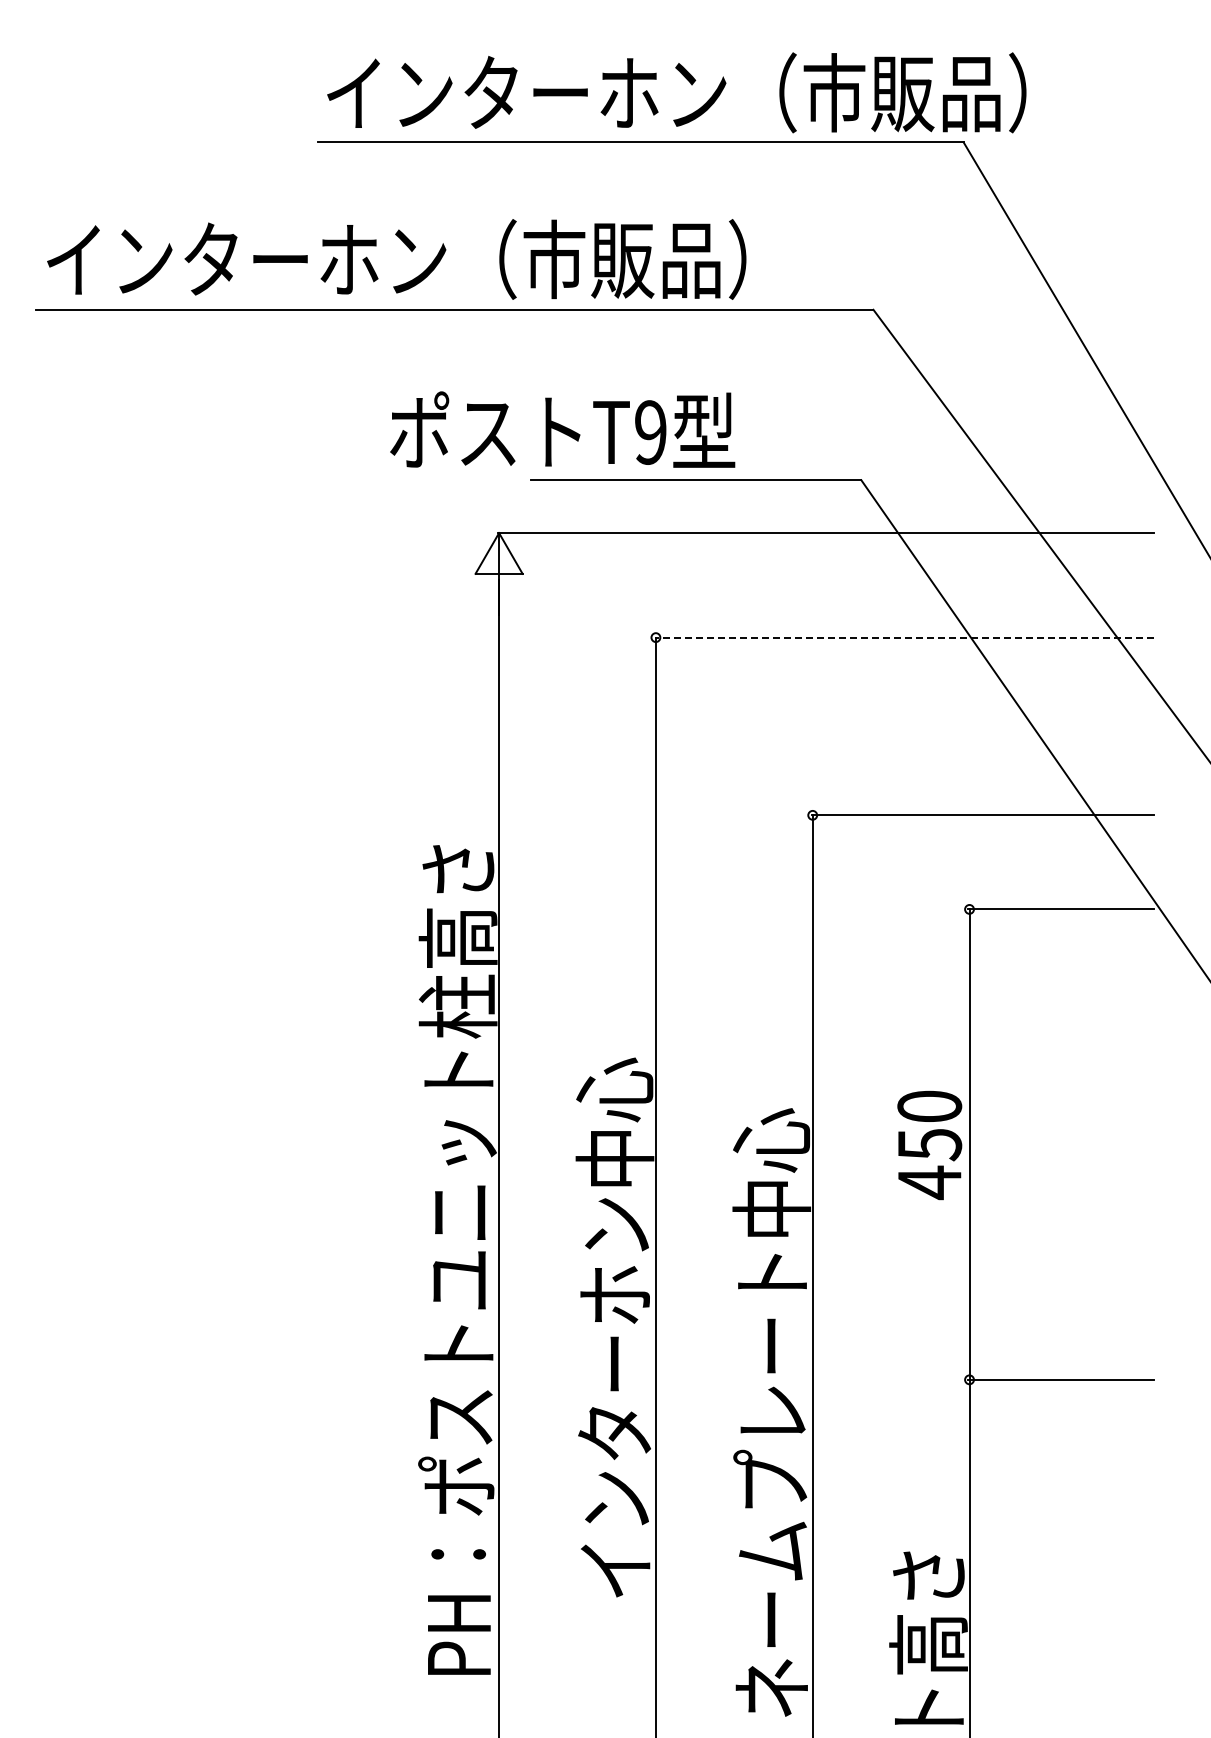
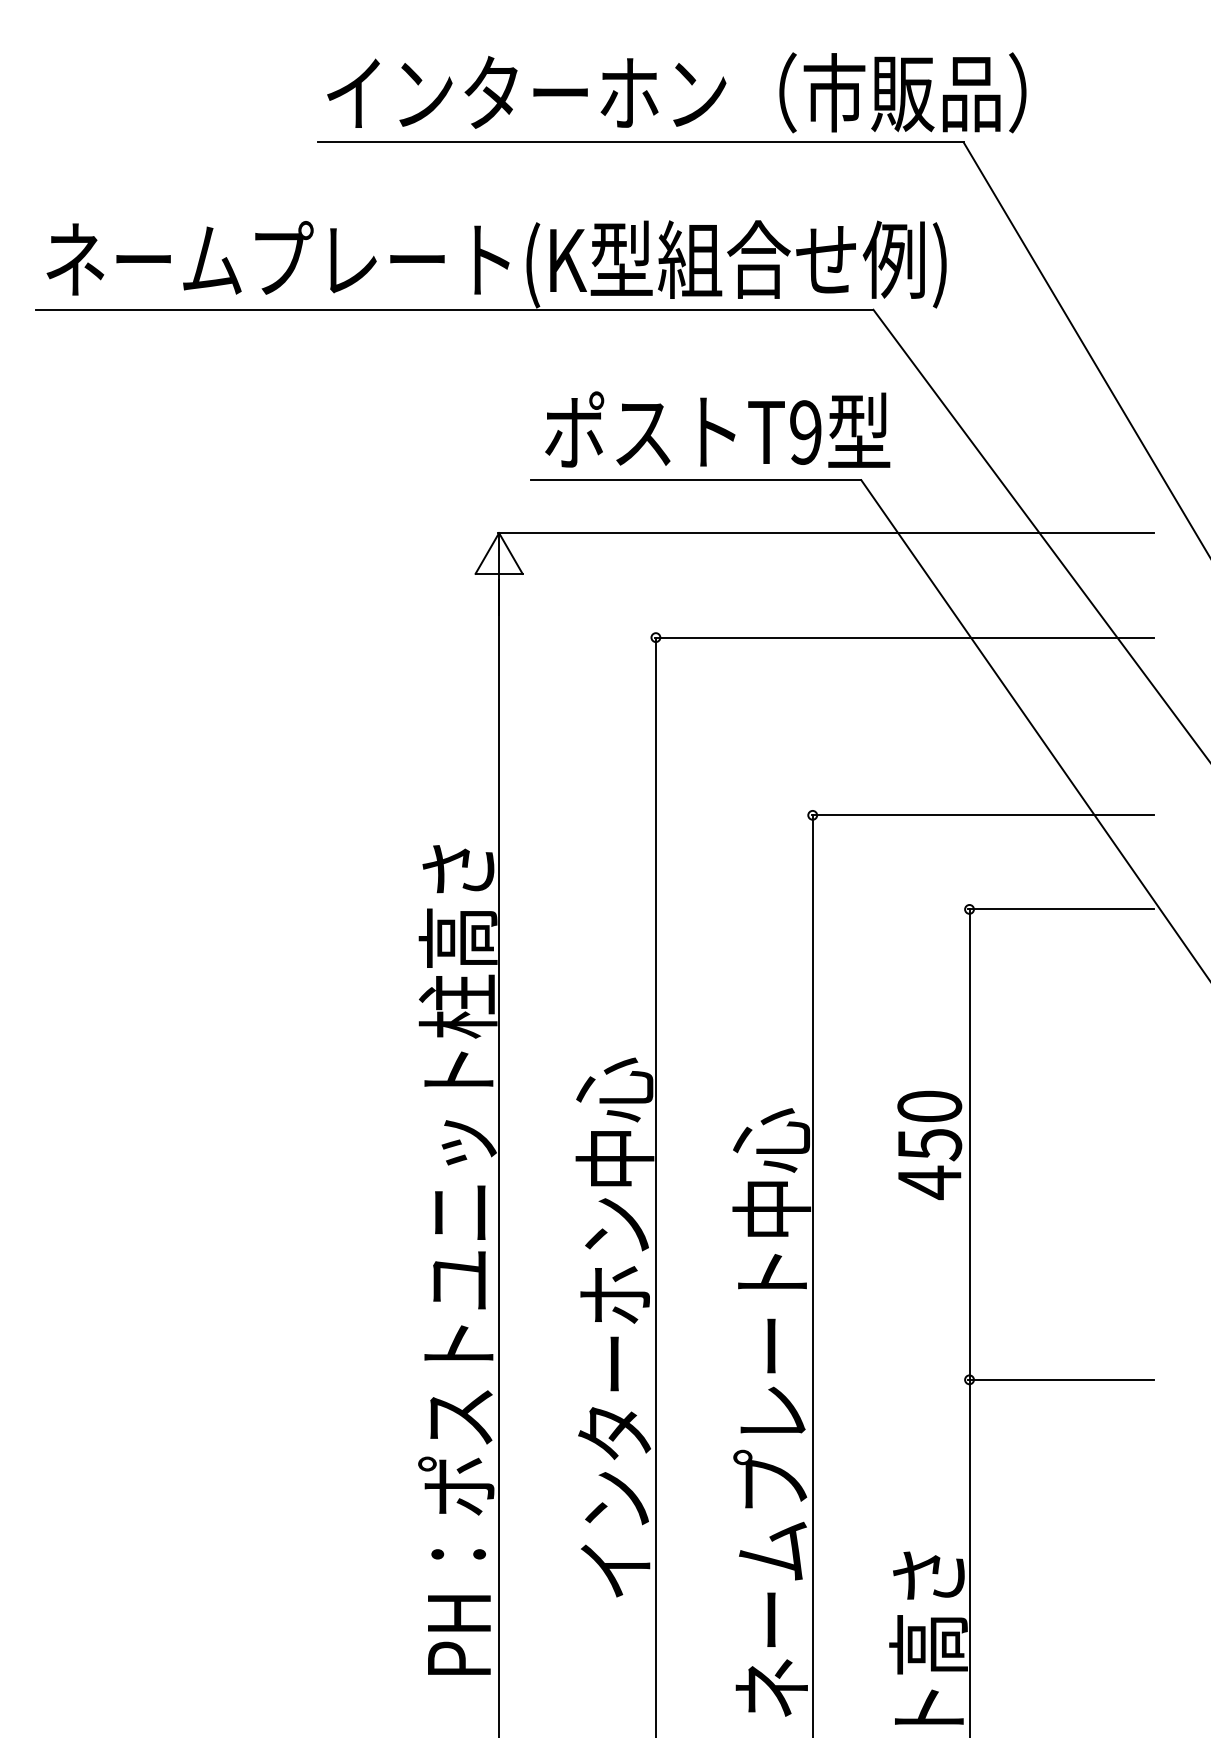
text: インターホン（市販品） -> ネームプレート(K型組合せ例) (496, 263)
text position: (562, 429) -> (717, 429) (717, 429)
line: dashed -> solid (904, 637)
